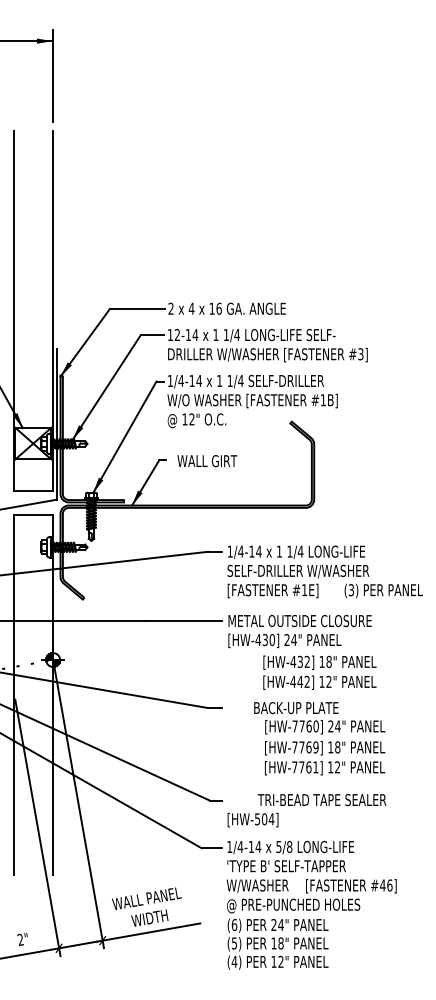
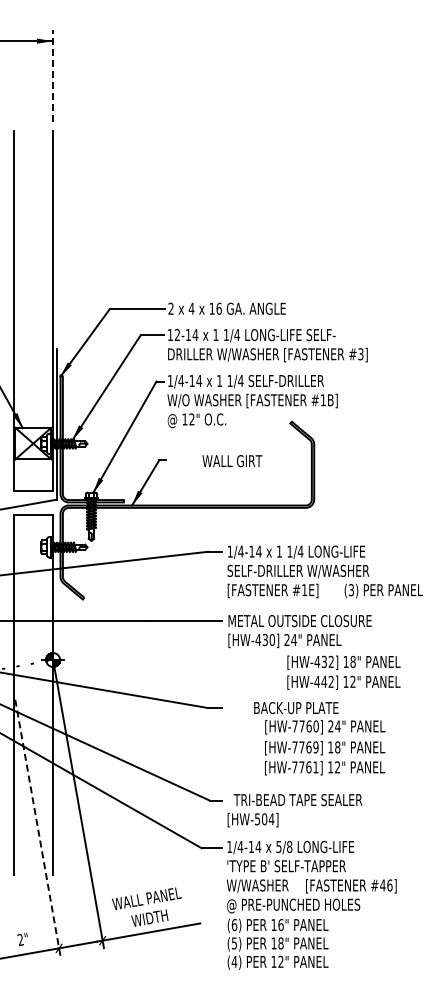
line: solid -> dashed (53, 75)
text position: (207, 461) -> (232, 461) (232, 461)
text position: (319, 672) -> (343, 672) (343, 672)
text position: (321, 800) -> (297, 800) (297, 800)
line: solid -> dashed (37, 828)
text: 24" -> 16" (277, 924)
